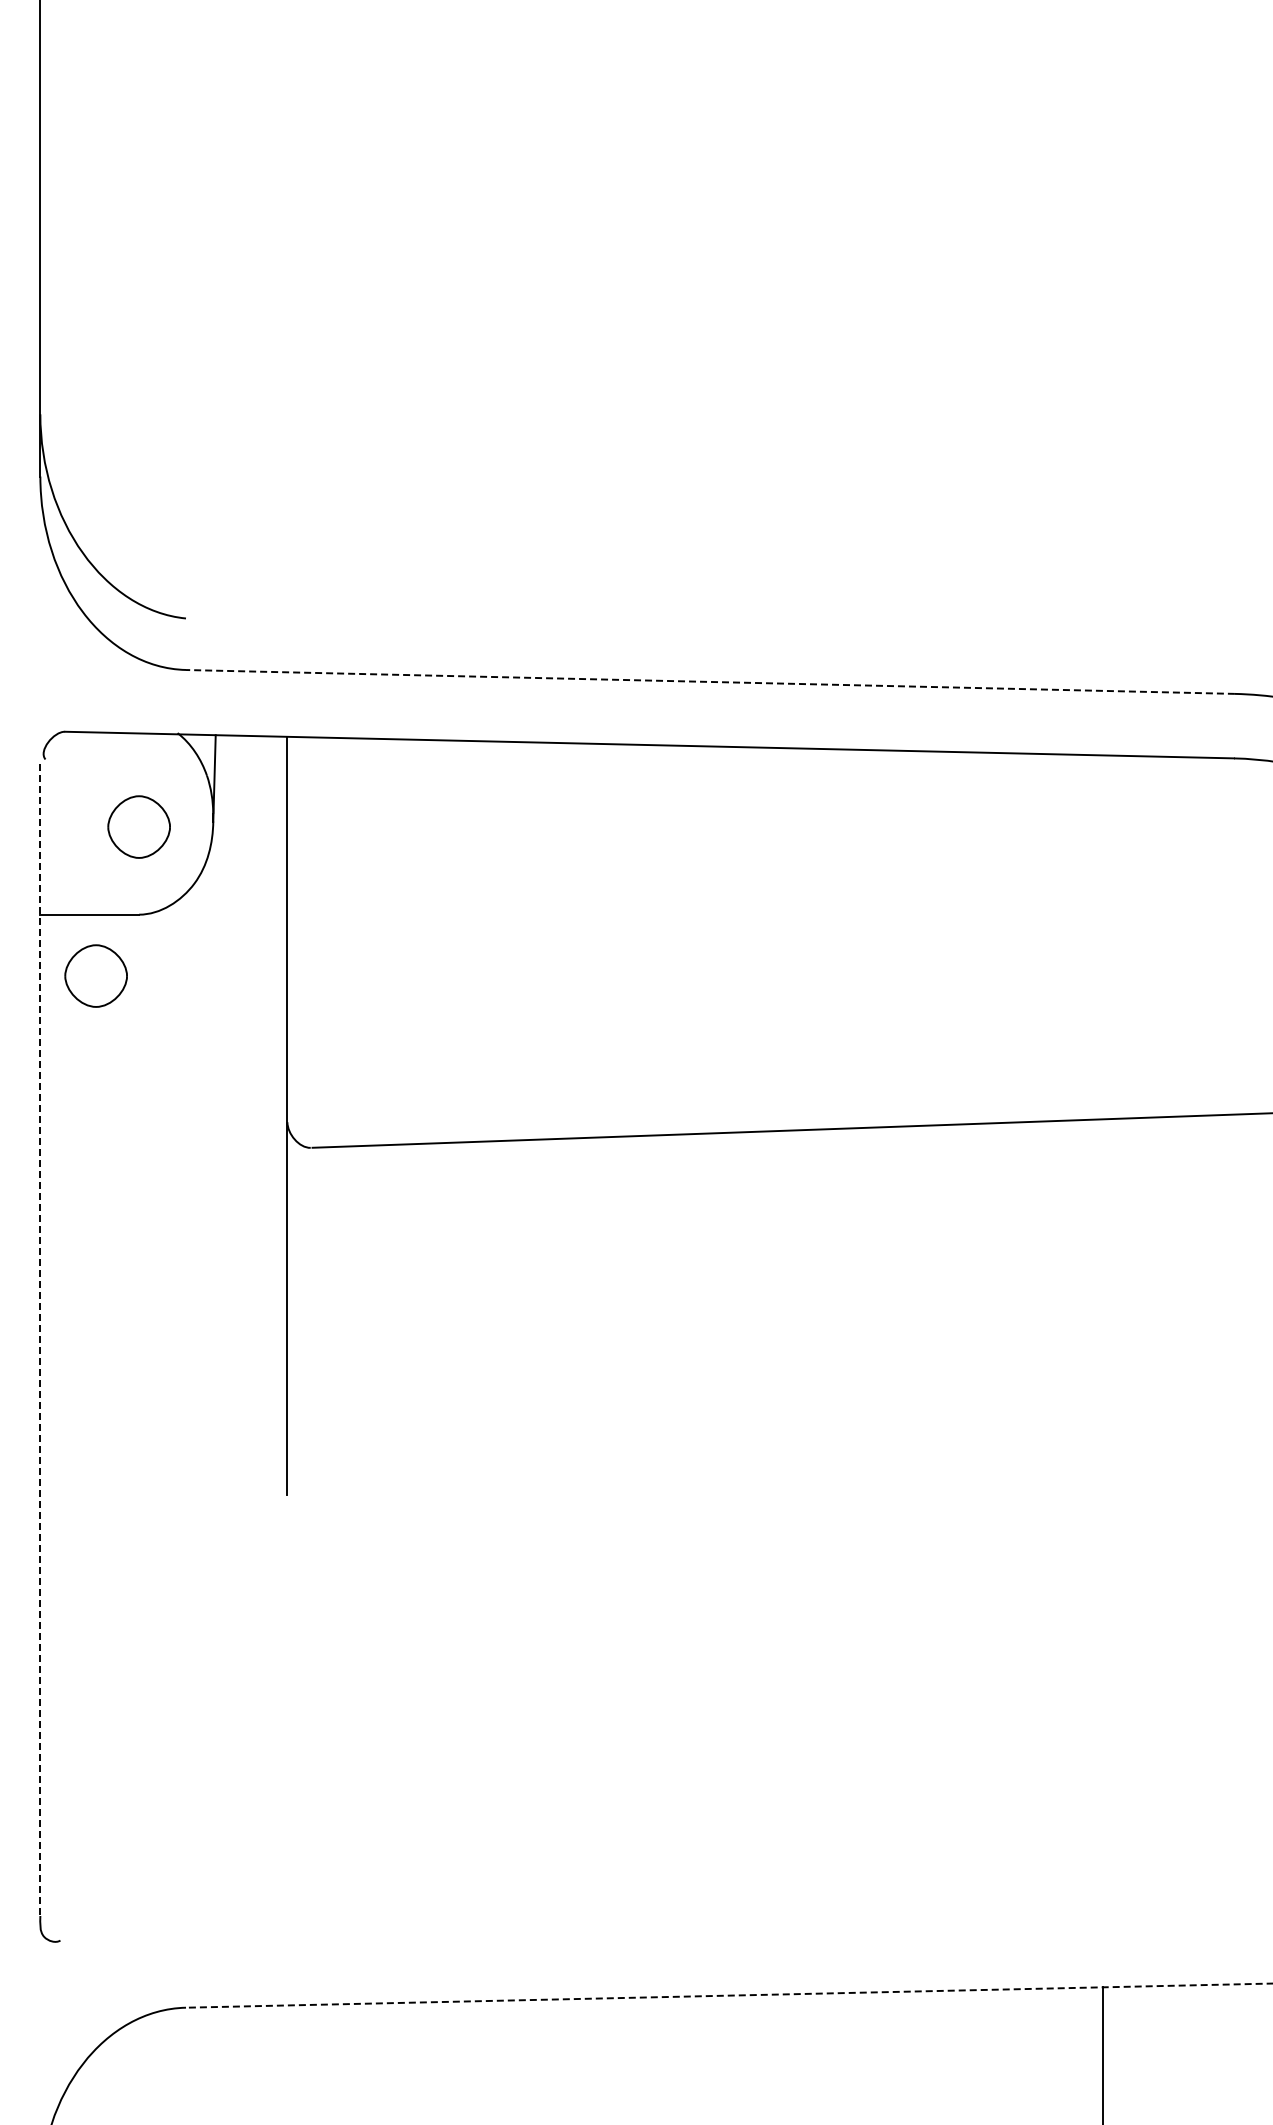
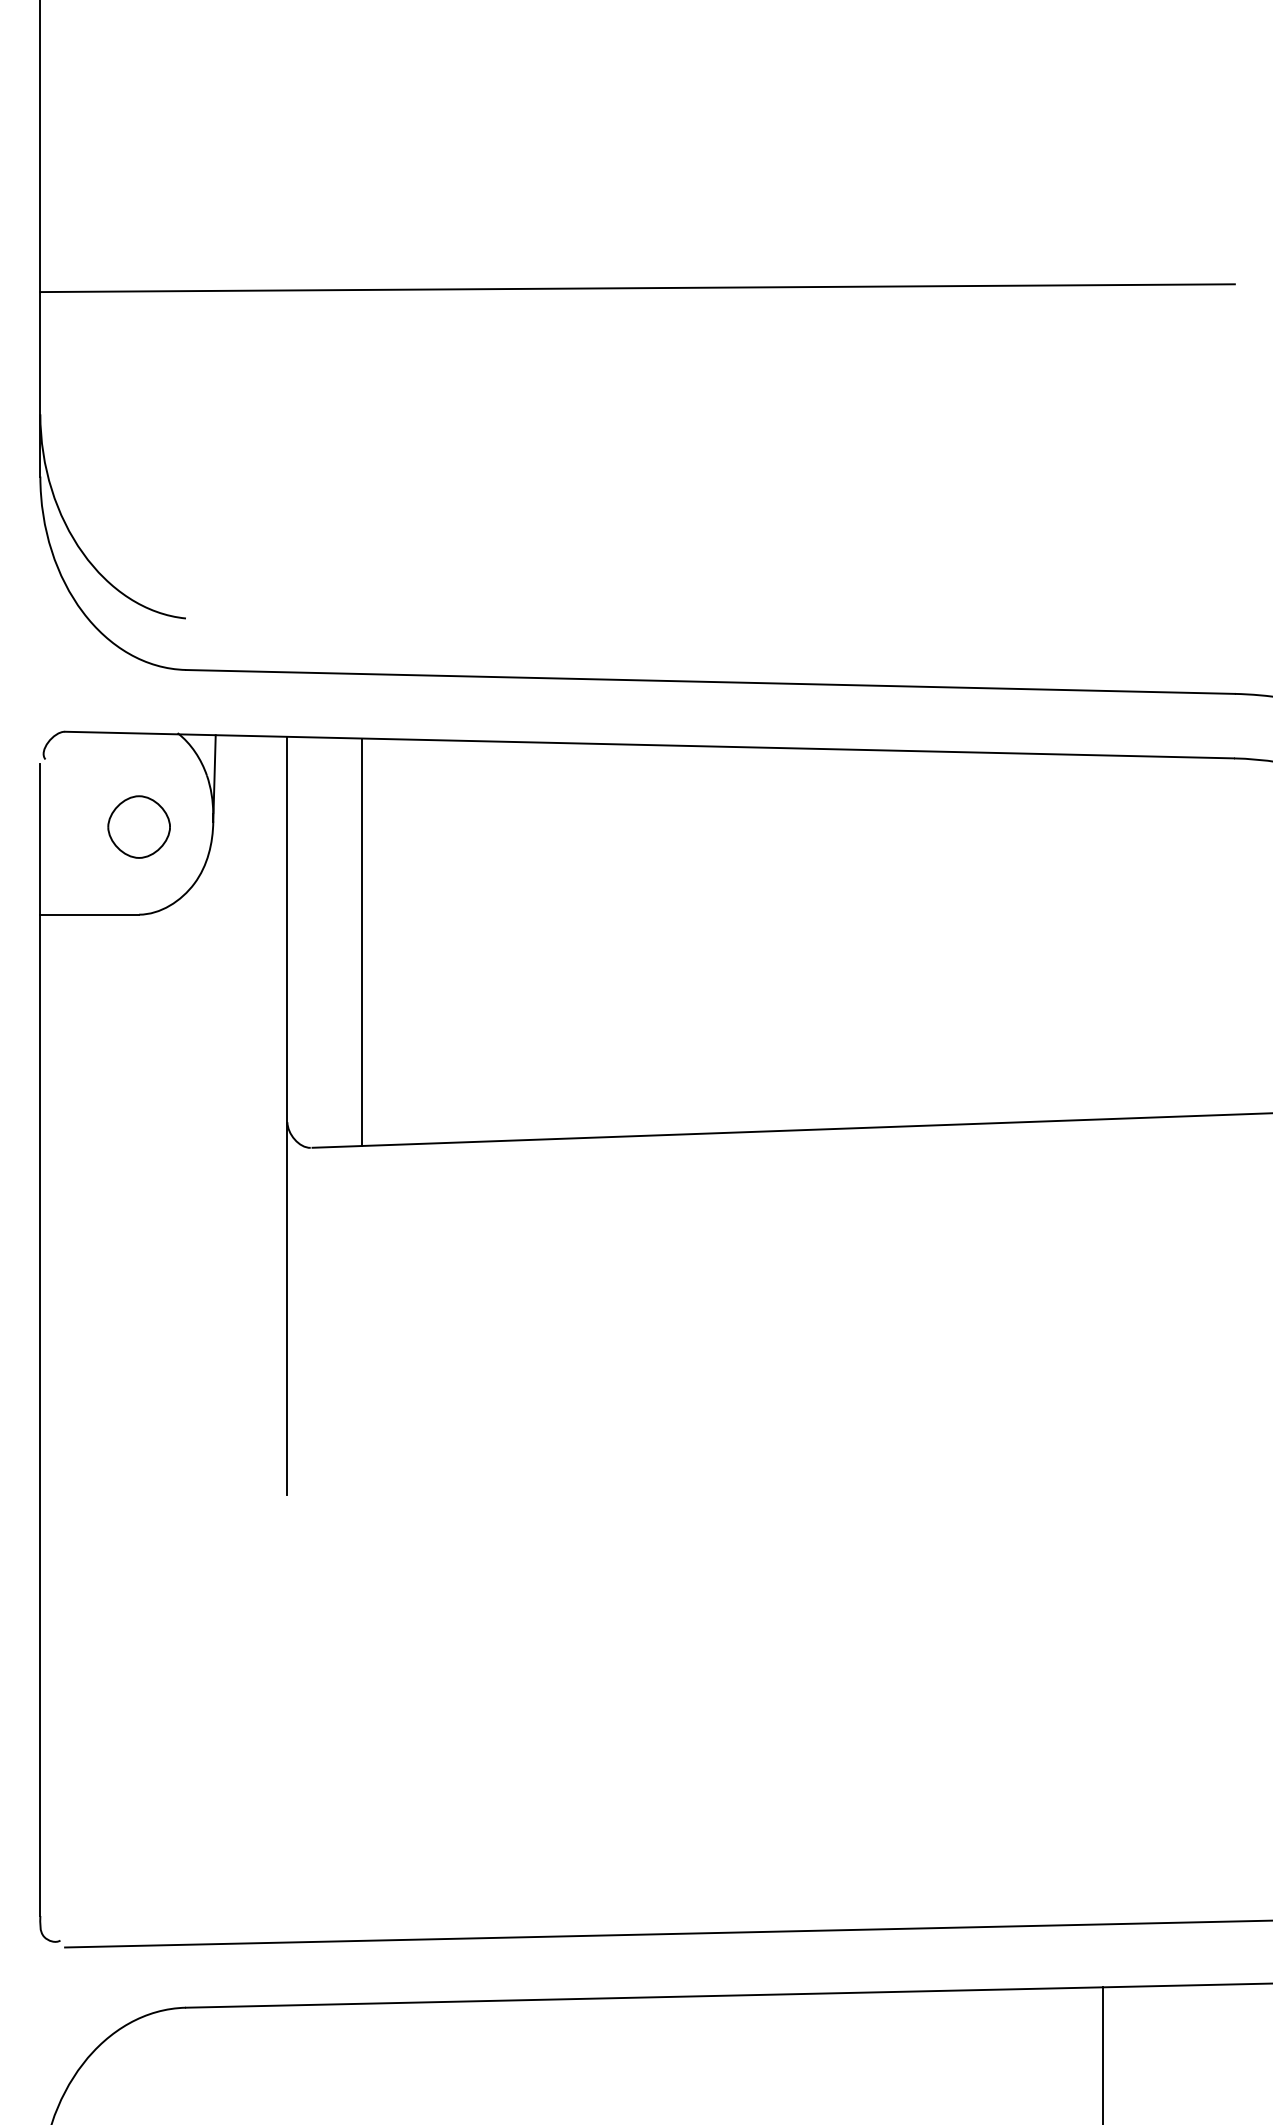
line: none -> present (637, 288)
line: dashed -> solid (710, 681)
line: none -> present (361, 942)
part: present -> none (95, 975)
line: dashed -> solid (40, 1340)
line: none -> present (667, 1933)
line: dashed -> solid (728, 1995)
